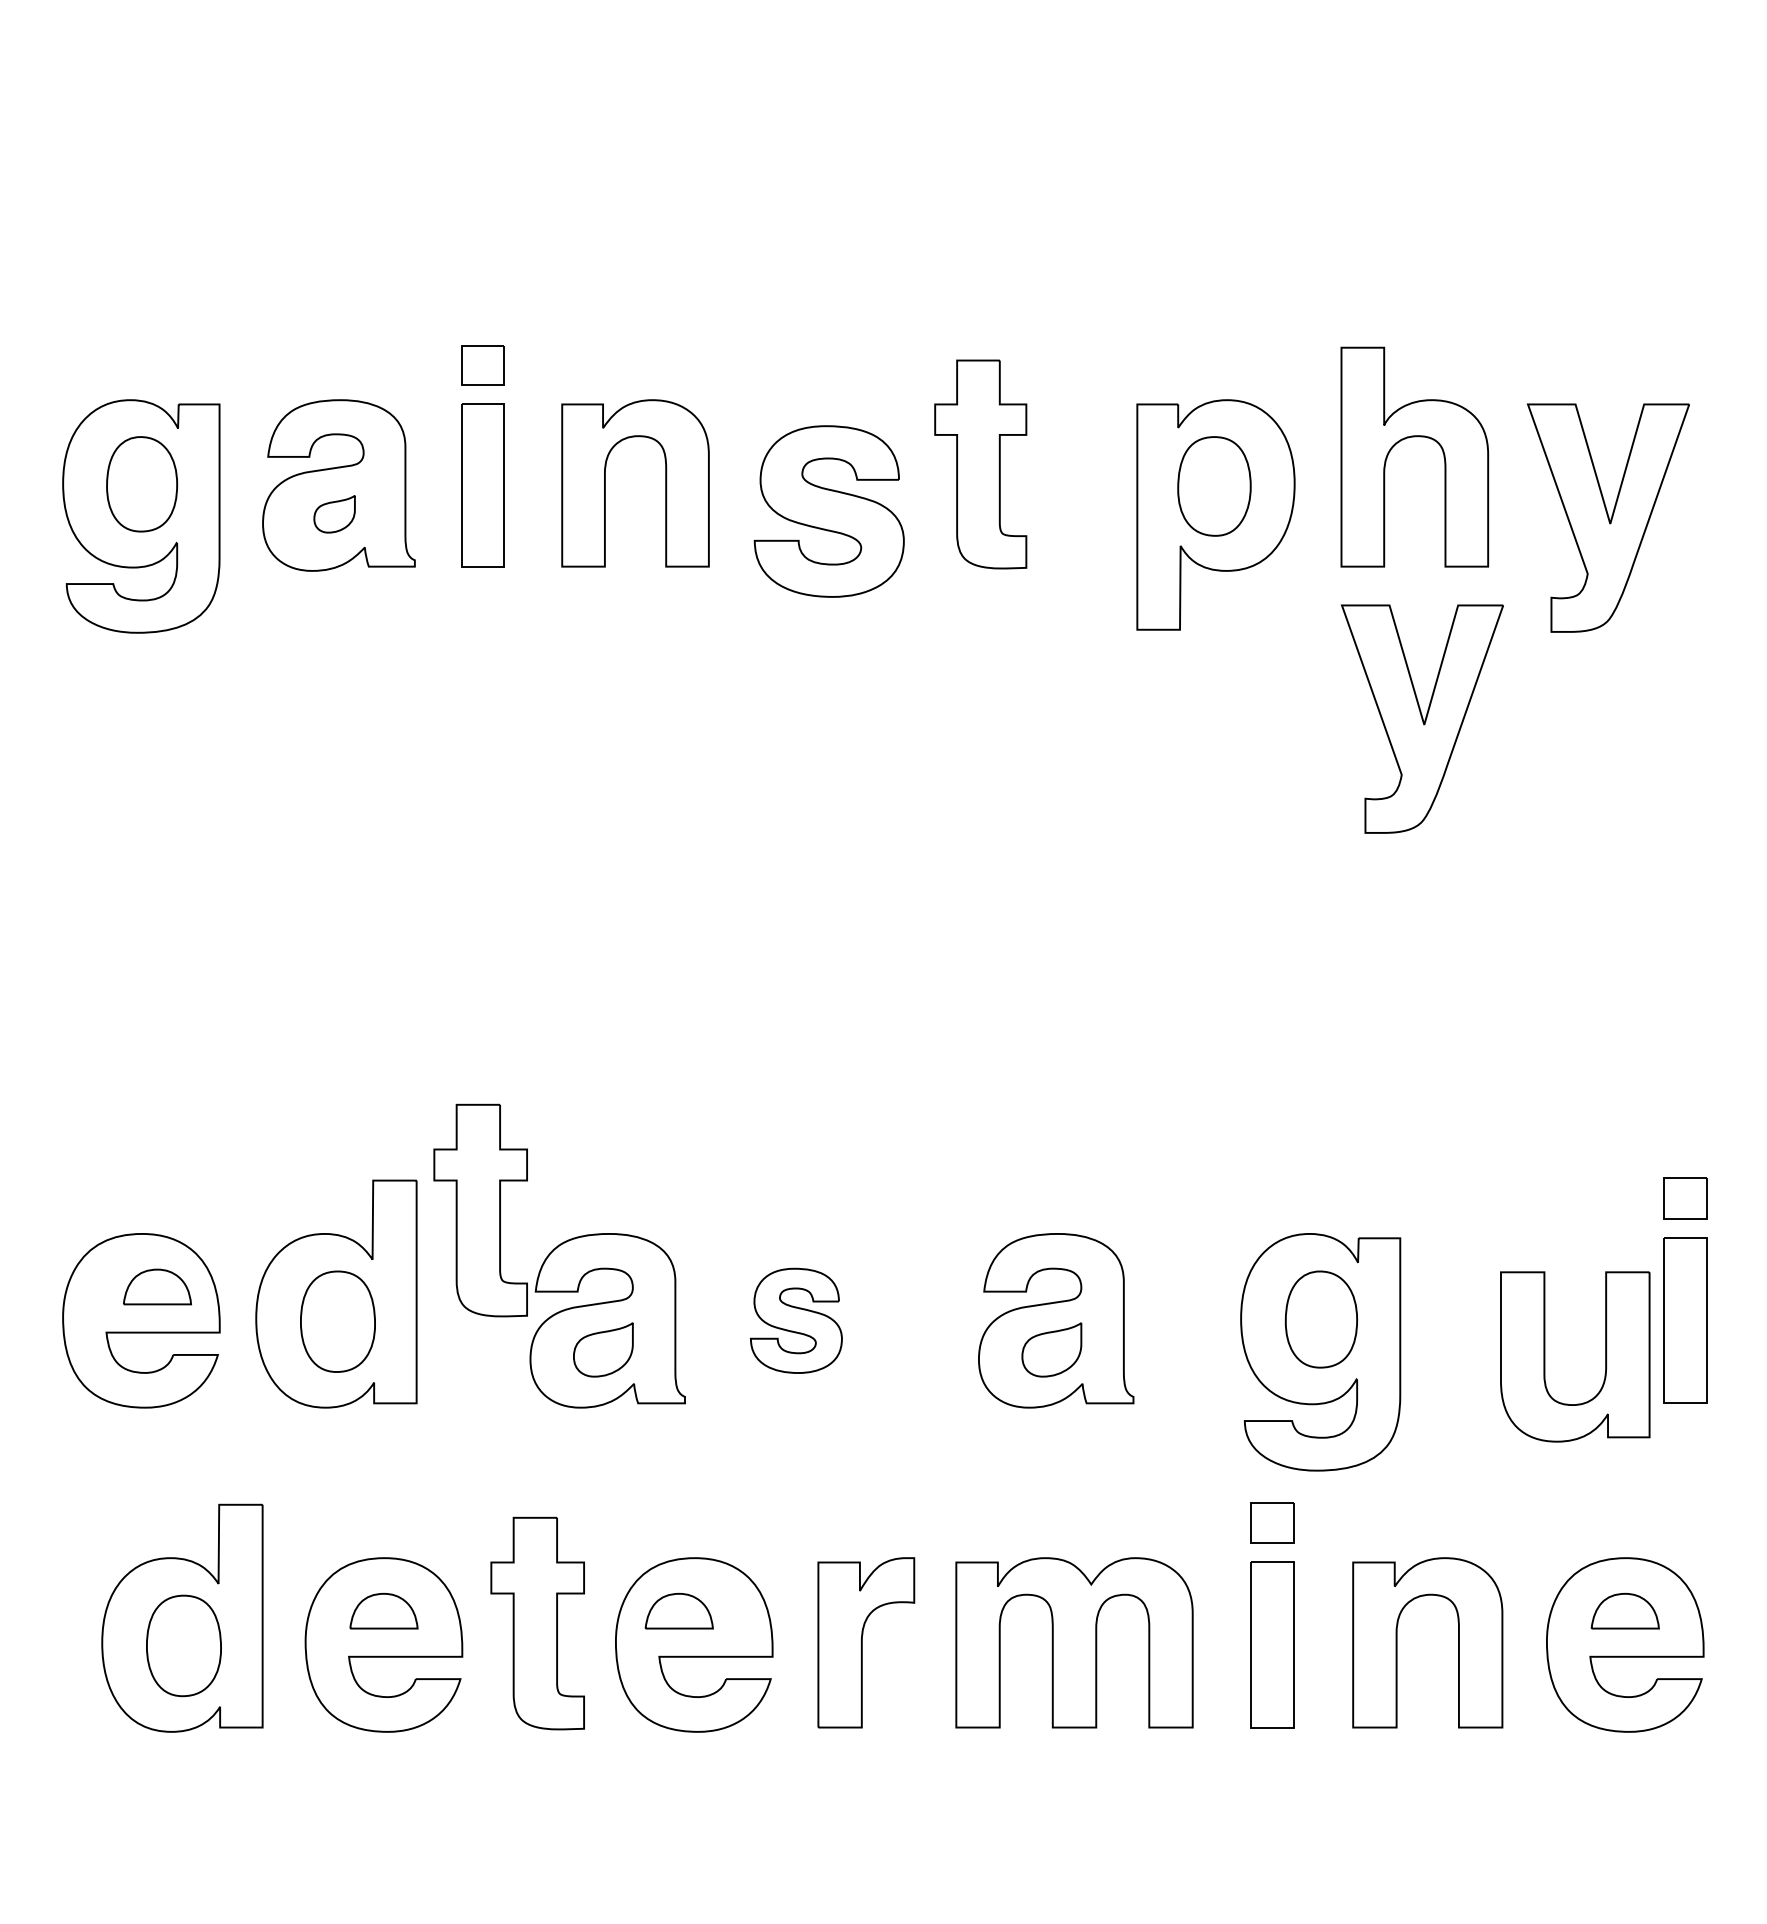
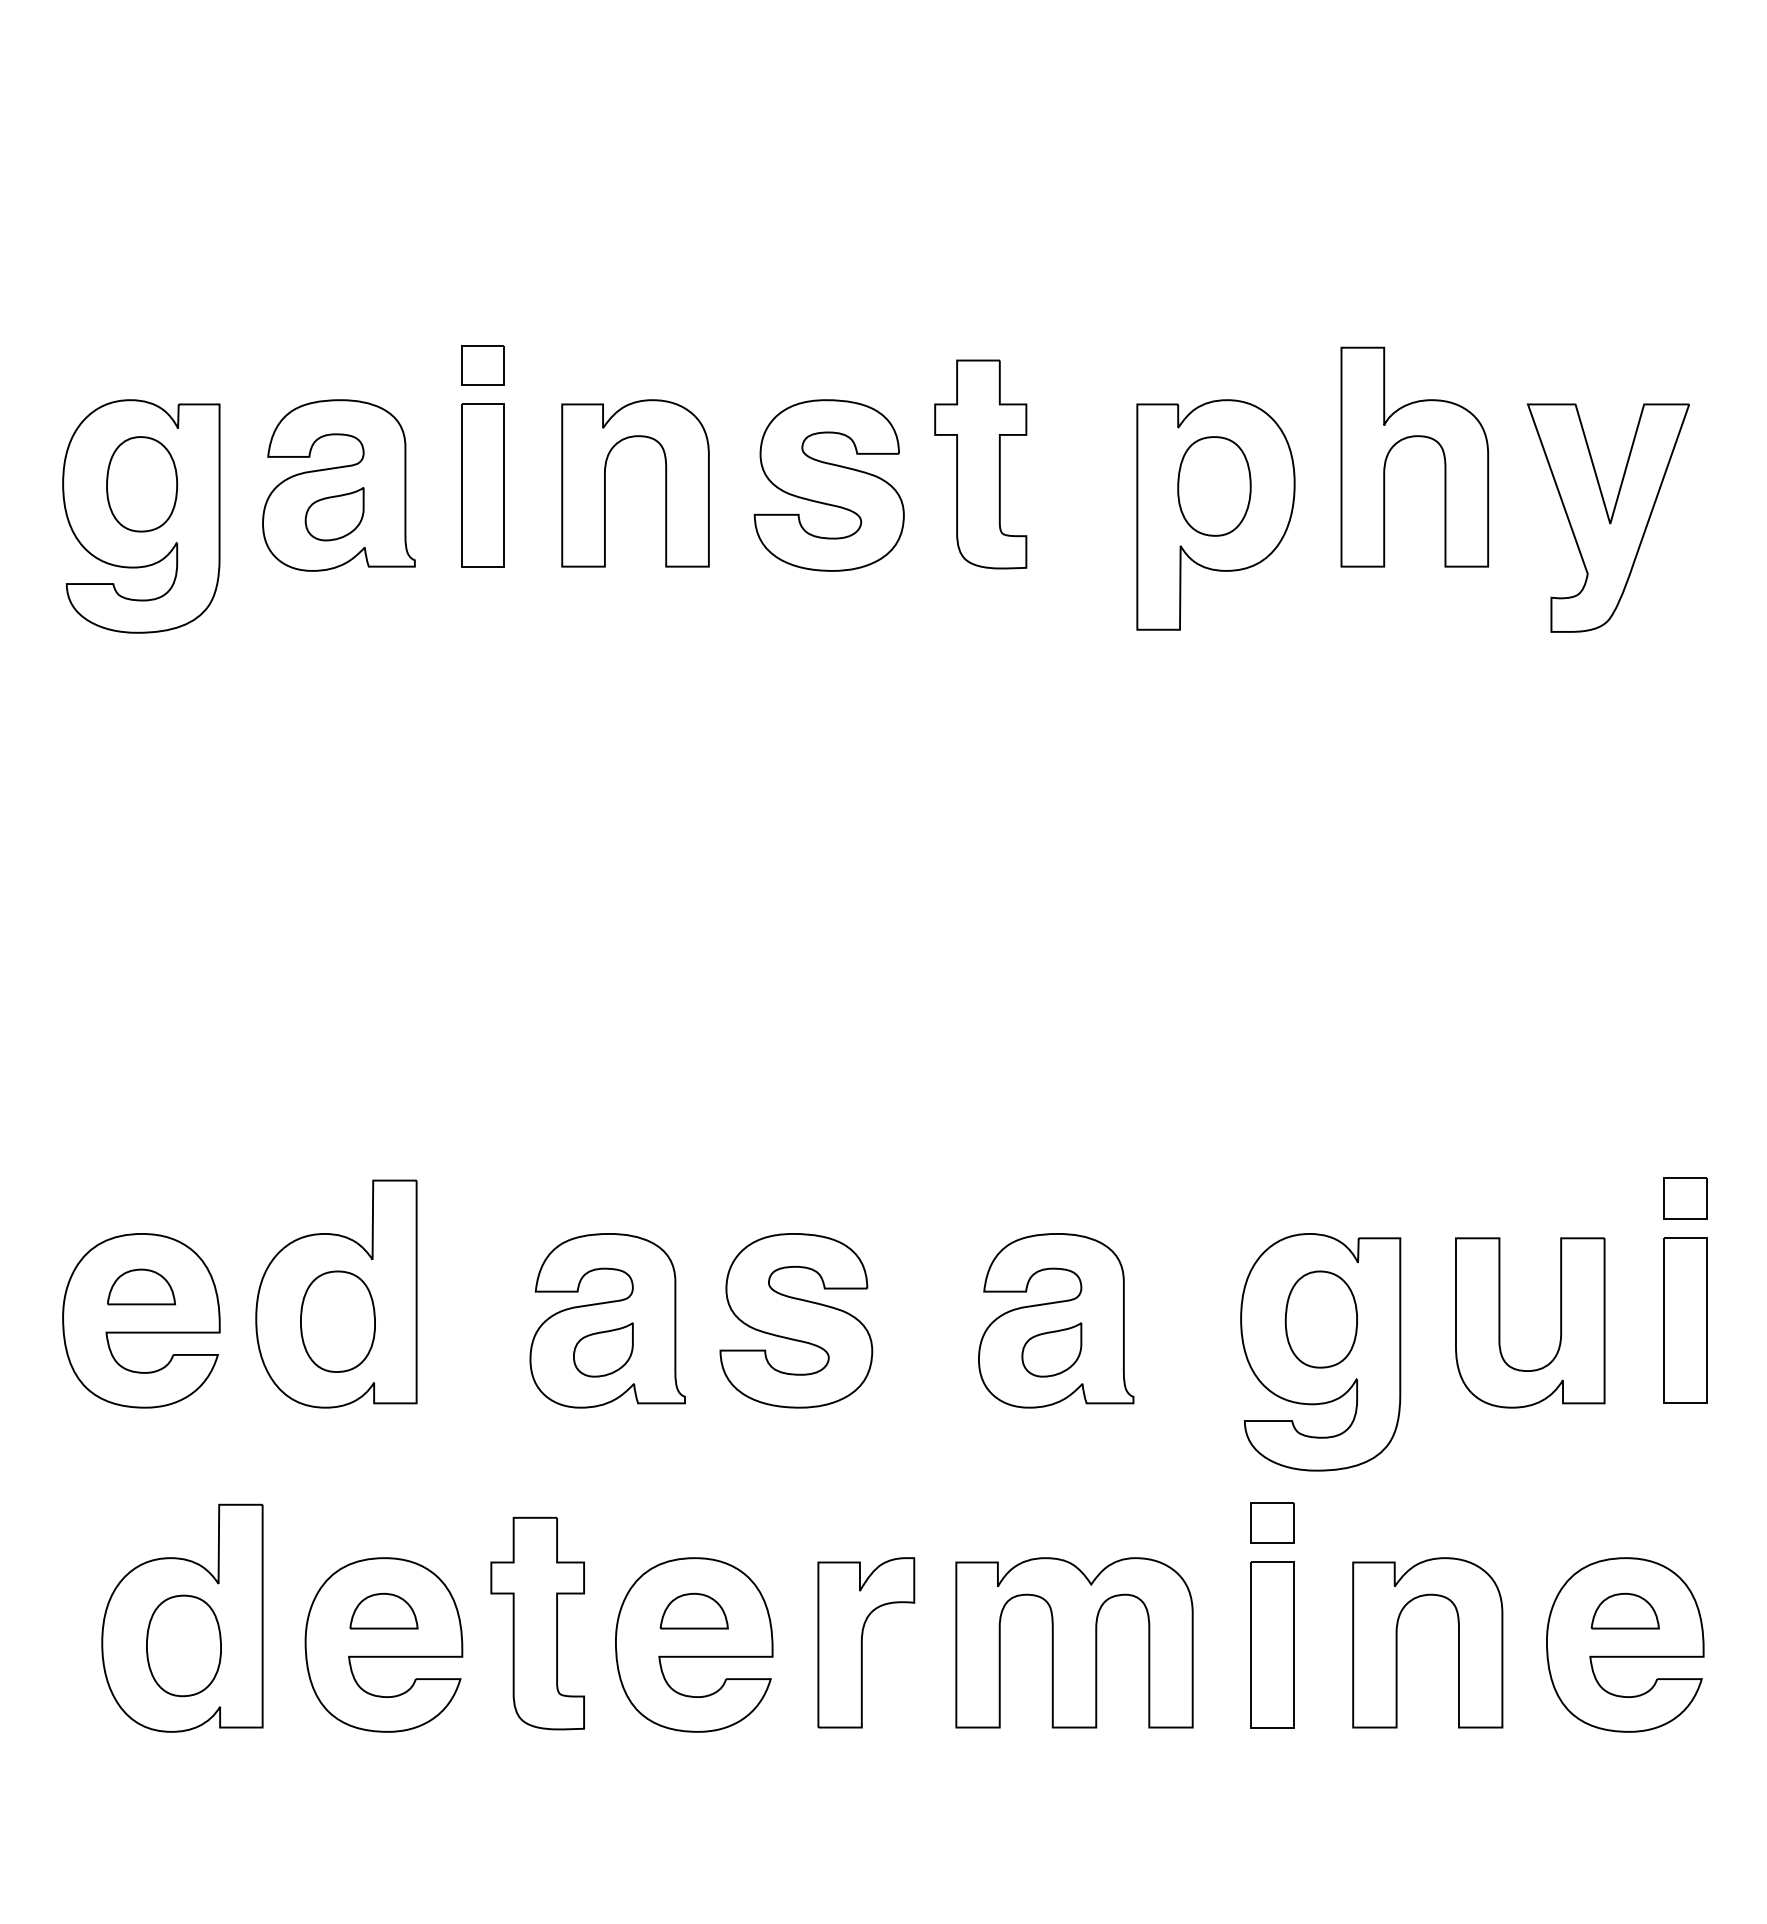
part position: (828, 511) -> (828, 485) (828, 485)
part size: 43x39 px -> 61x55 px (334, 514)
part: present -> none (1421, 718)
part: present -> none (480, 1210)
part position: (157, 1286) -> (141, 1286) (141, 1286)
part size: 93x107 px -> 155x176 px (796, 1320)
part position: (1545, 1356) -> (1500, 1322) (1500, 1322)
part position: (678, 1610) -> (693, 1610) (693, 1610)
